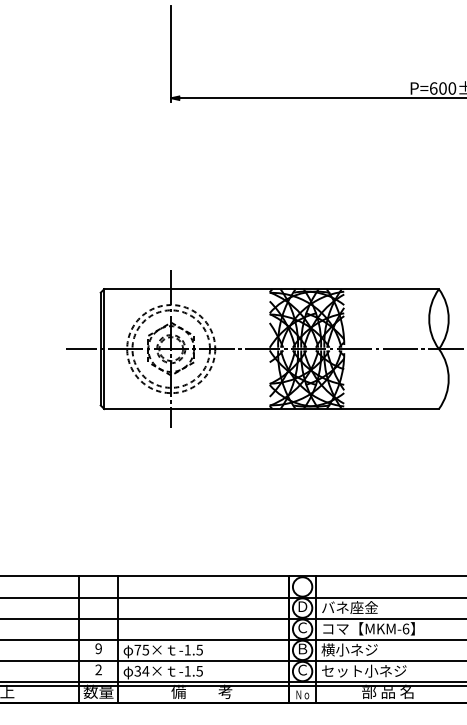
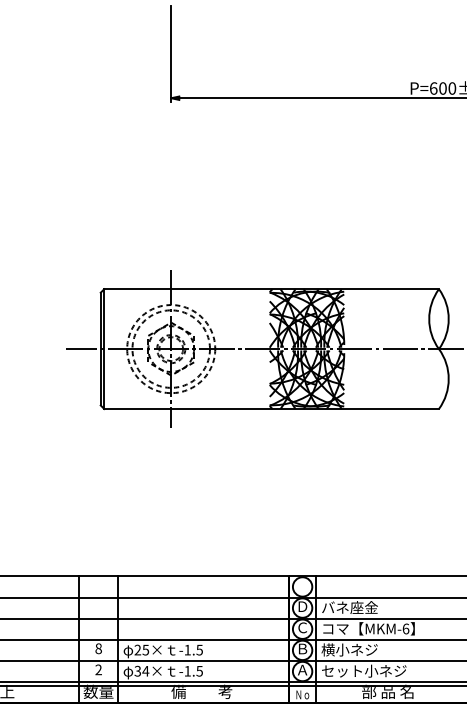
text: 9 -> 8 (98, 648)
text: 75× -> 25× (137, 649)
text: Ｃ -> Ａ (302, 669)
